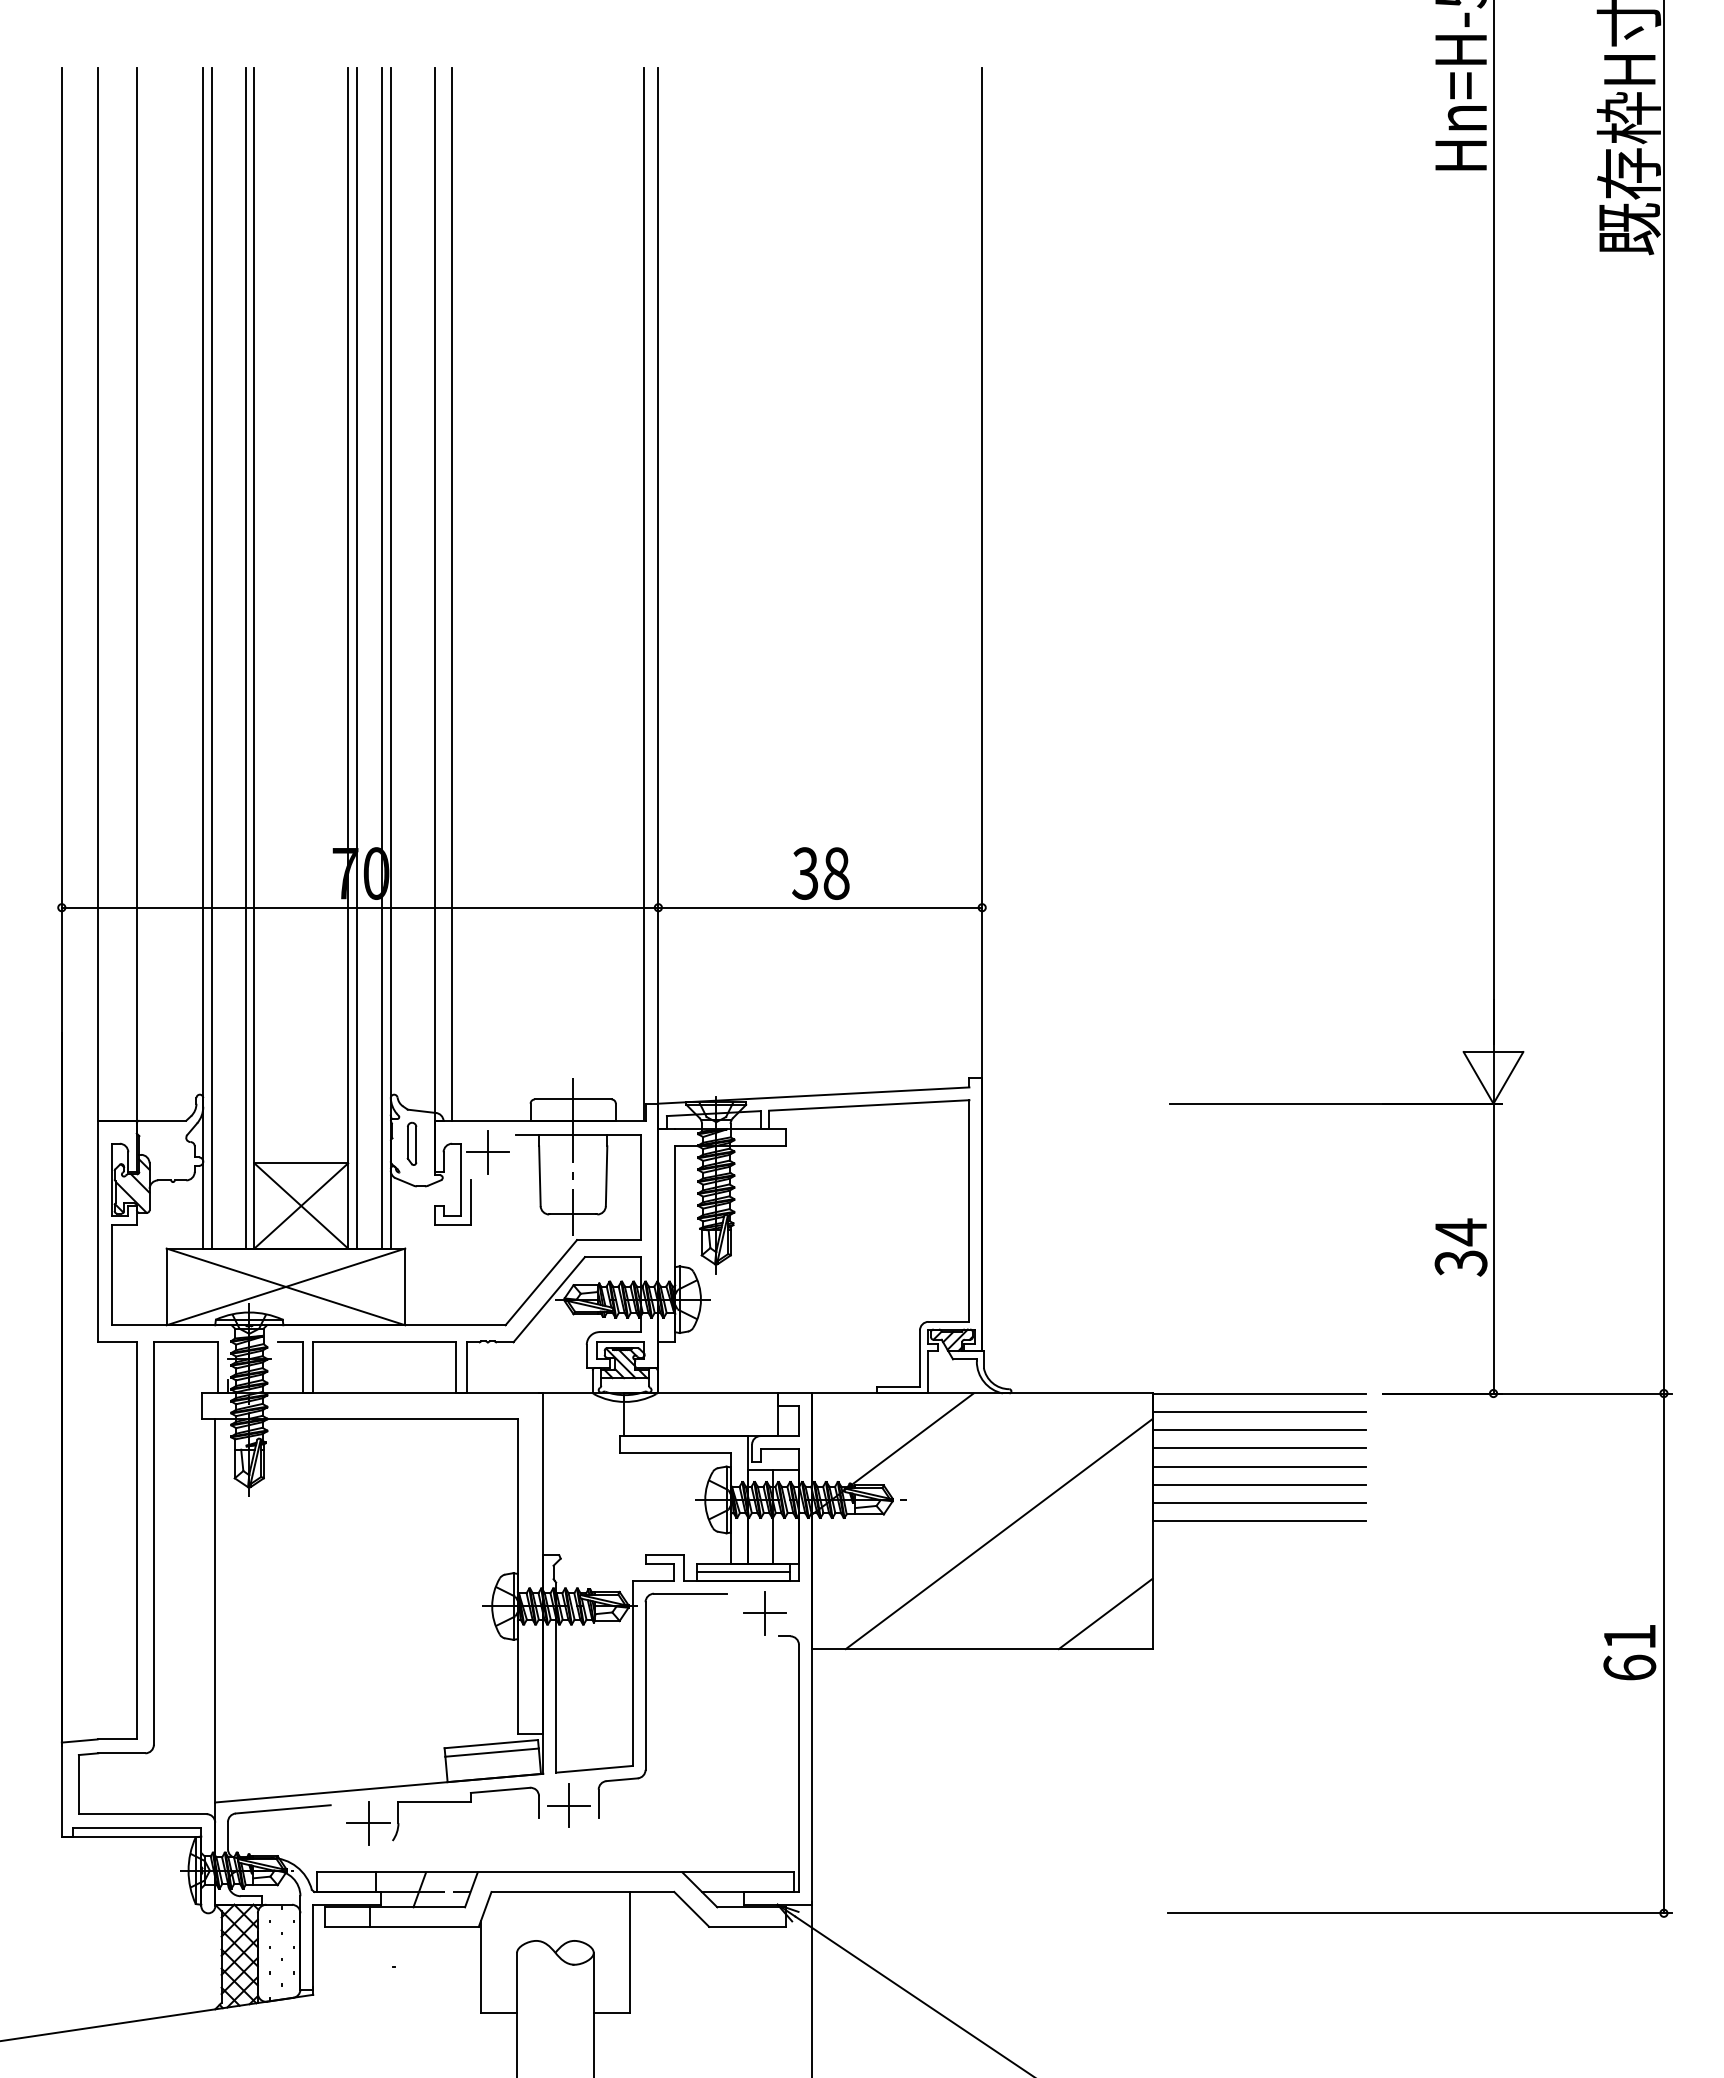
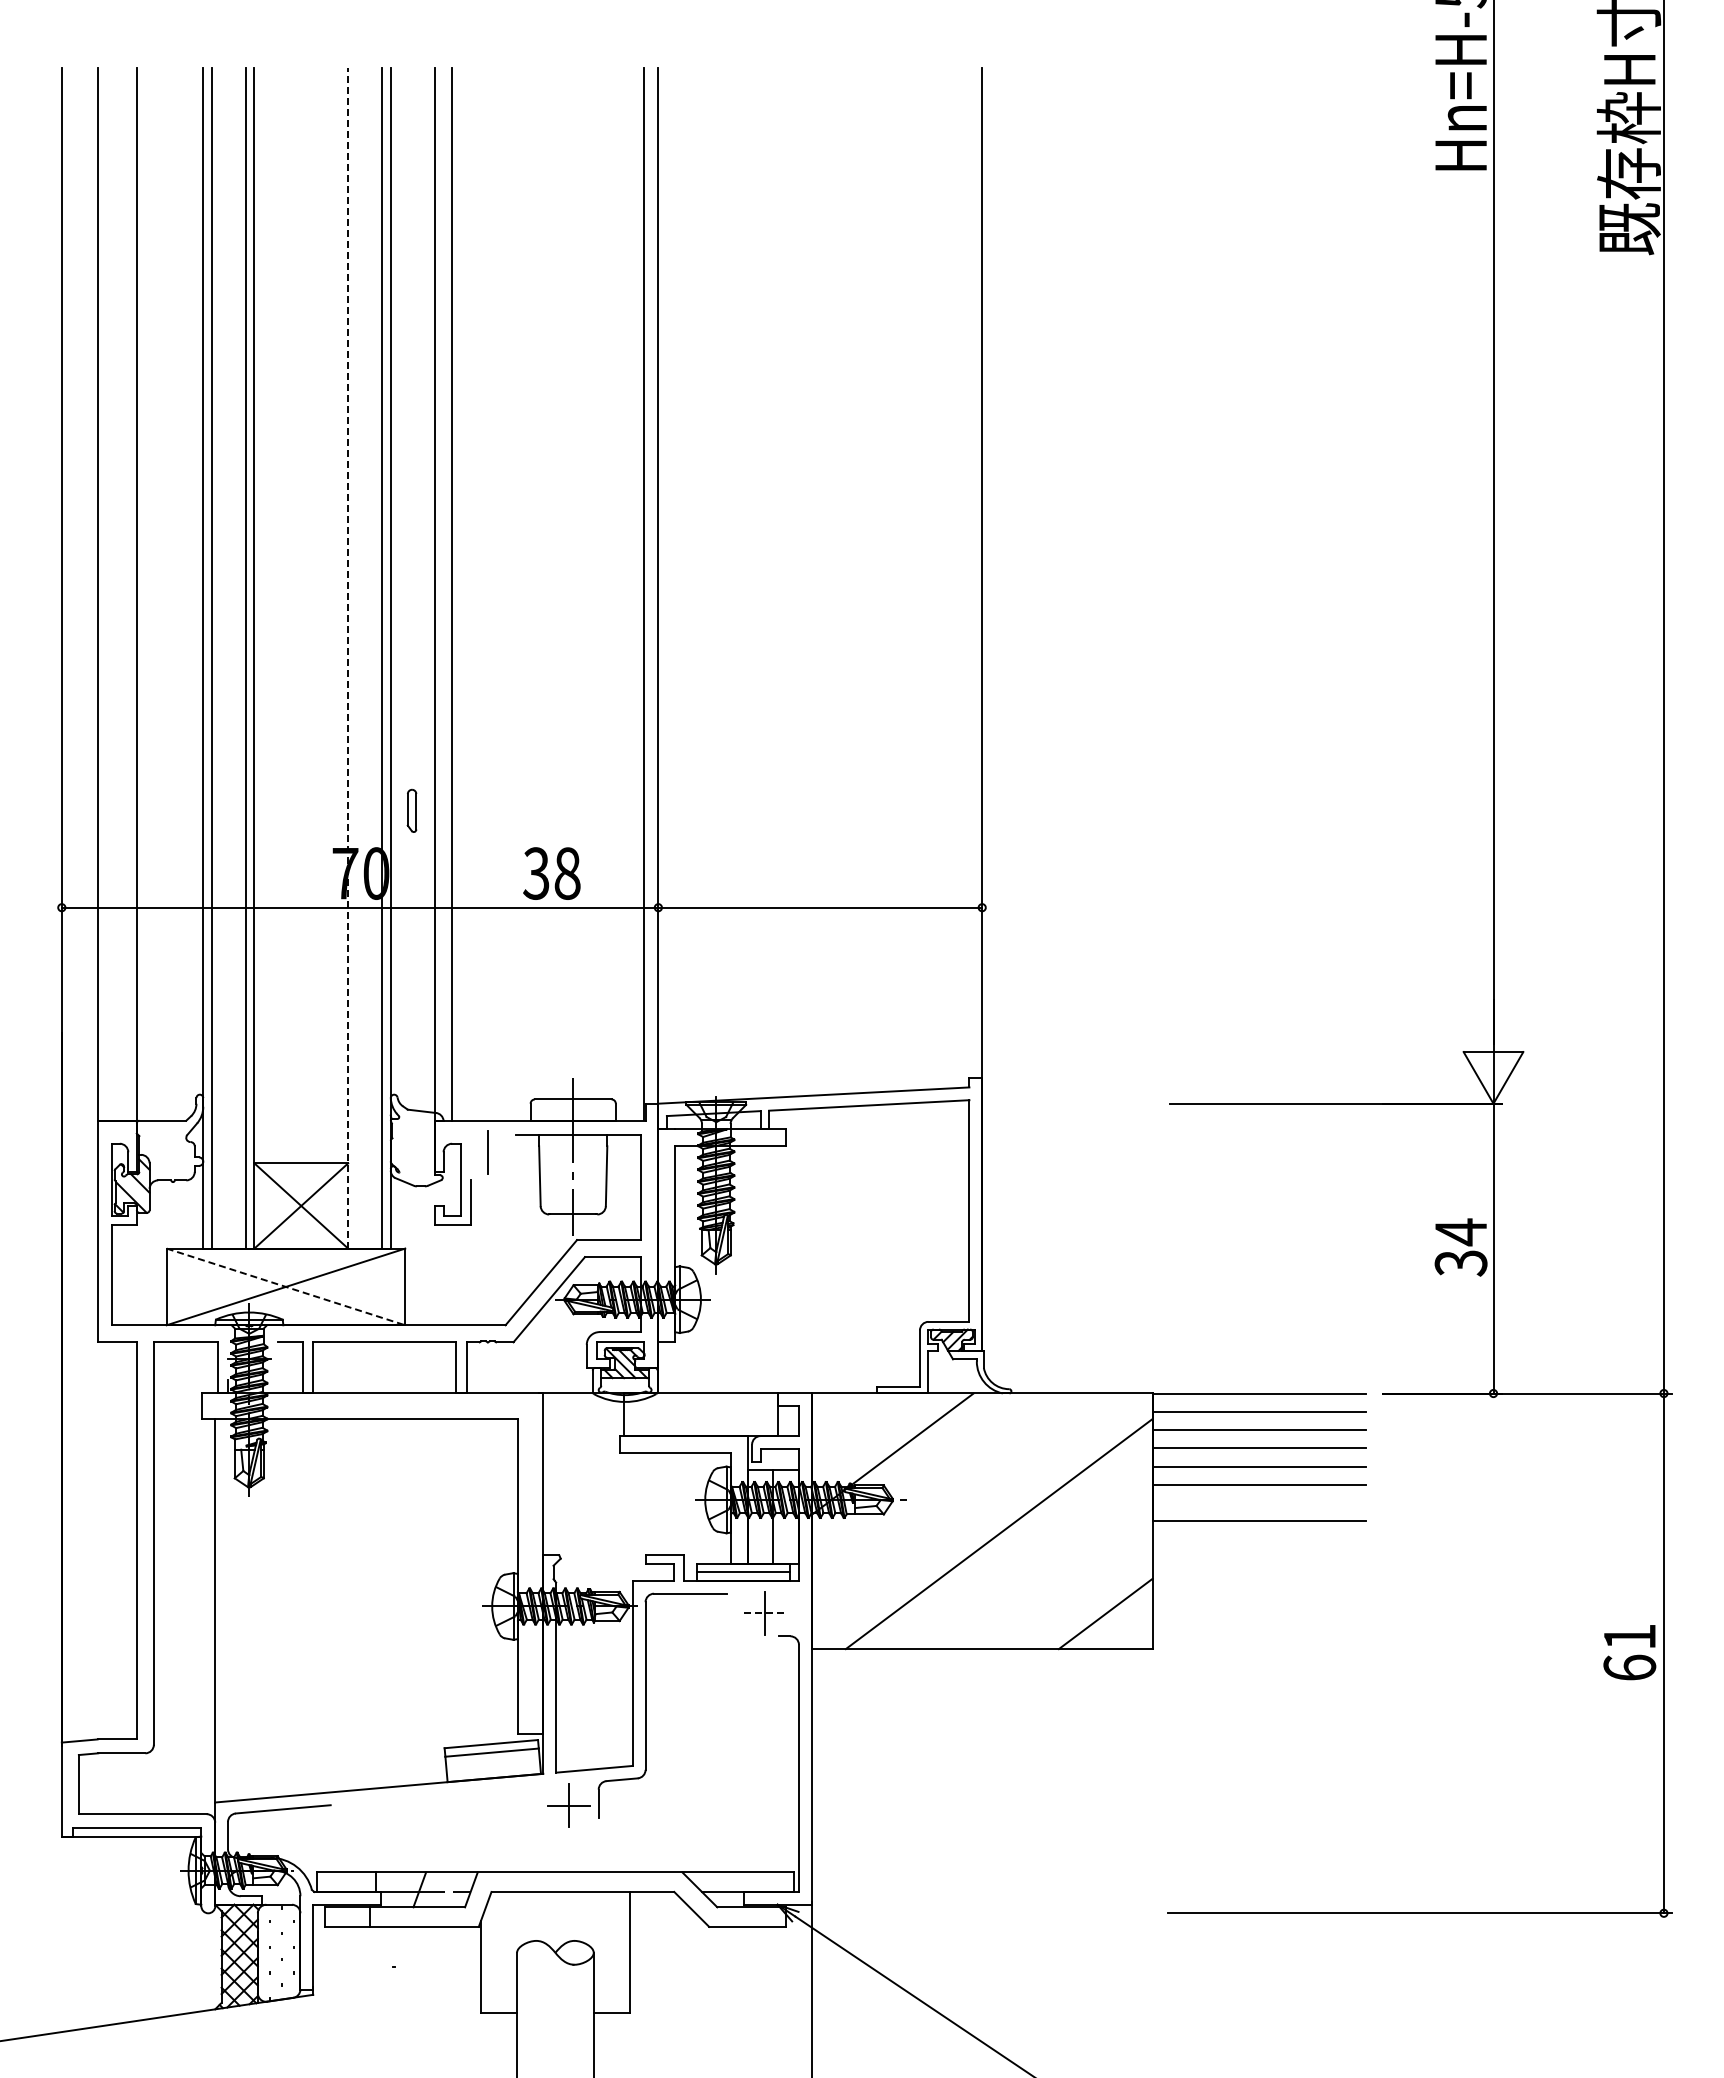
line: solid -> dashed (348, 657)
line: present -> none (356, 658)
text position: (820, 873) -> (551, 873) (551, 873)
part position: (411, 1143) -> (411, 810) (411, 810)
line: present -> none (487, 1152)
line: solid -> dashed (286, 1287)
line: present -> none (1258, 1503)
line: solid -> dashed (765, 1613)
part: present -> none (442, 1802)
